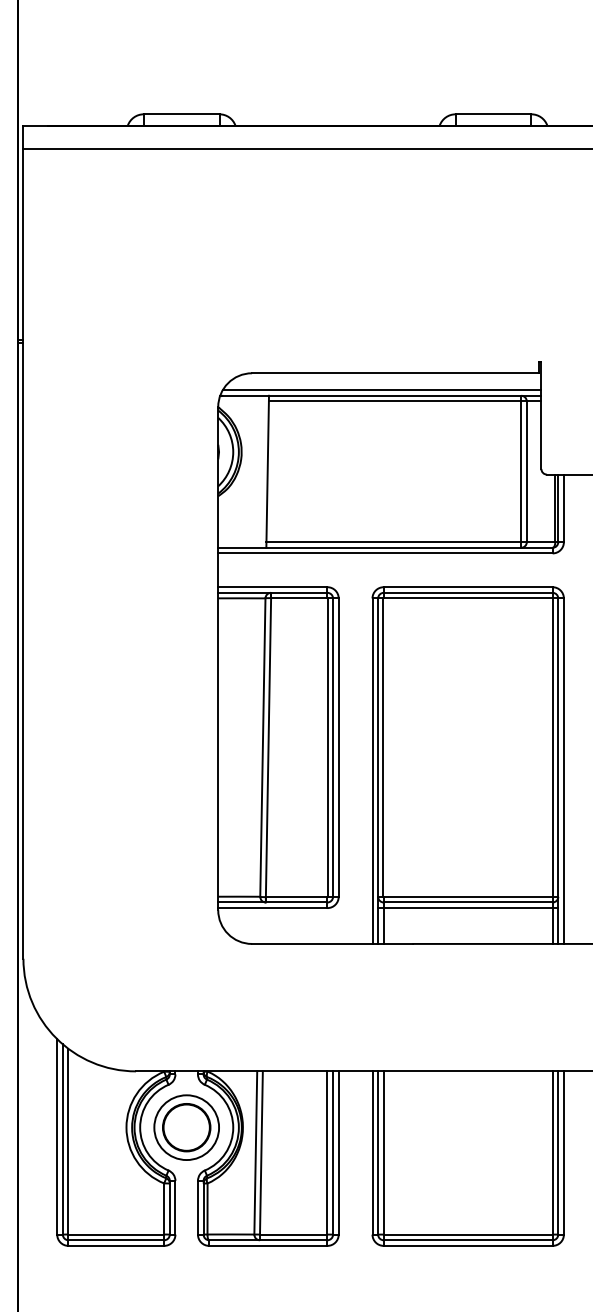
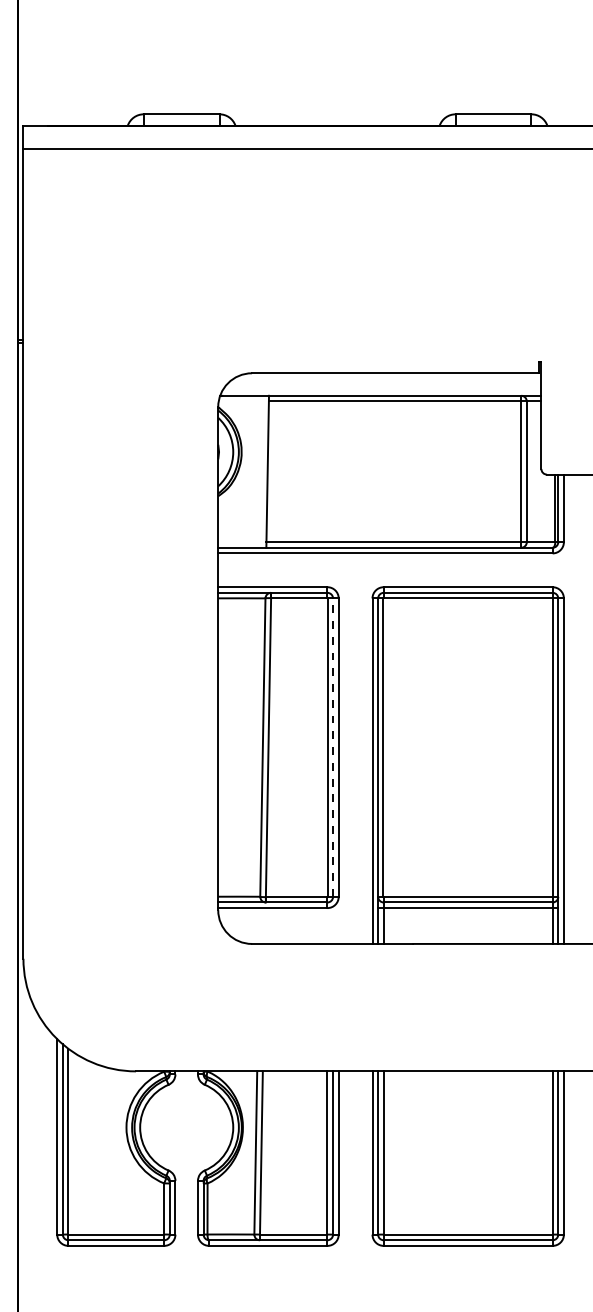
line: present -> none (381, 390)
line: solid -> dashed (333, 747)
part: present -> none (186, 1127)
